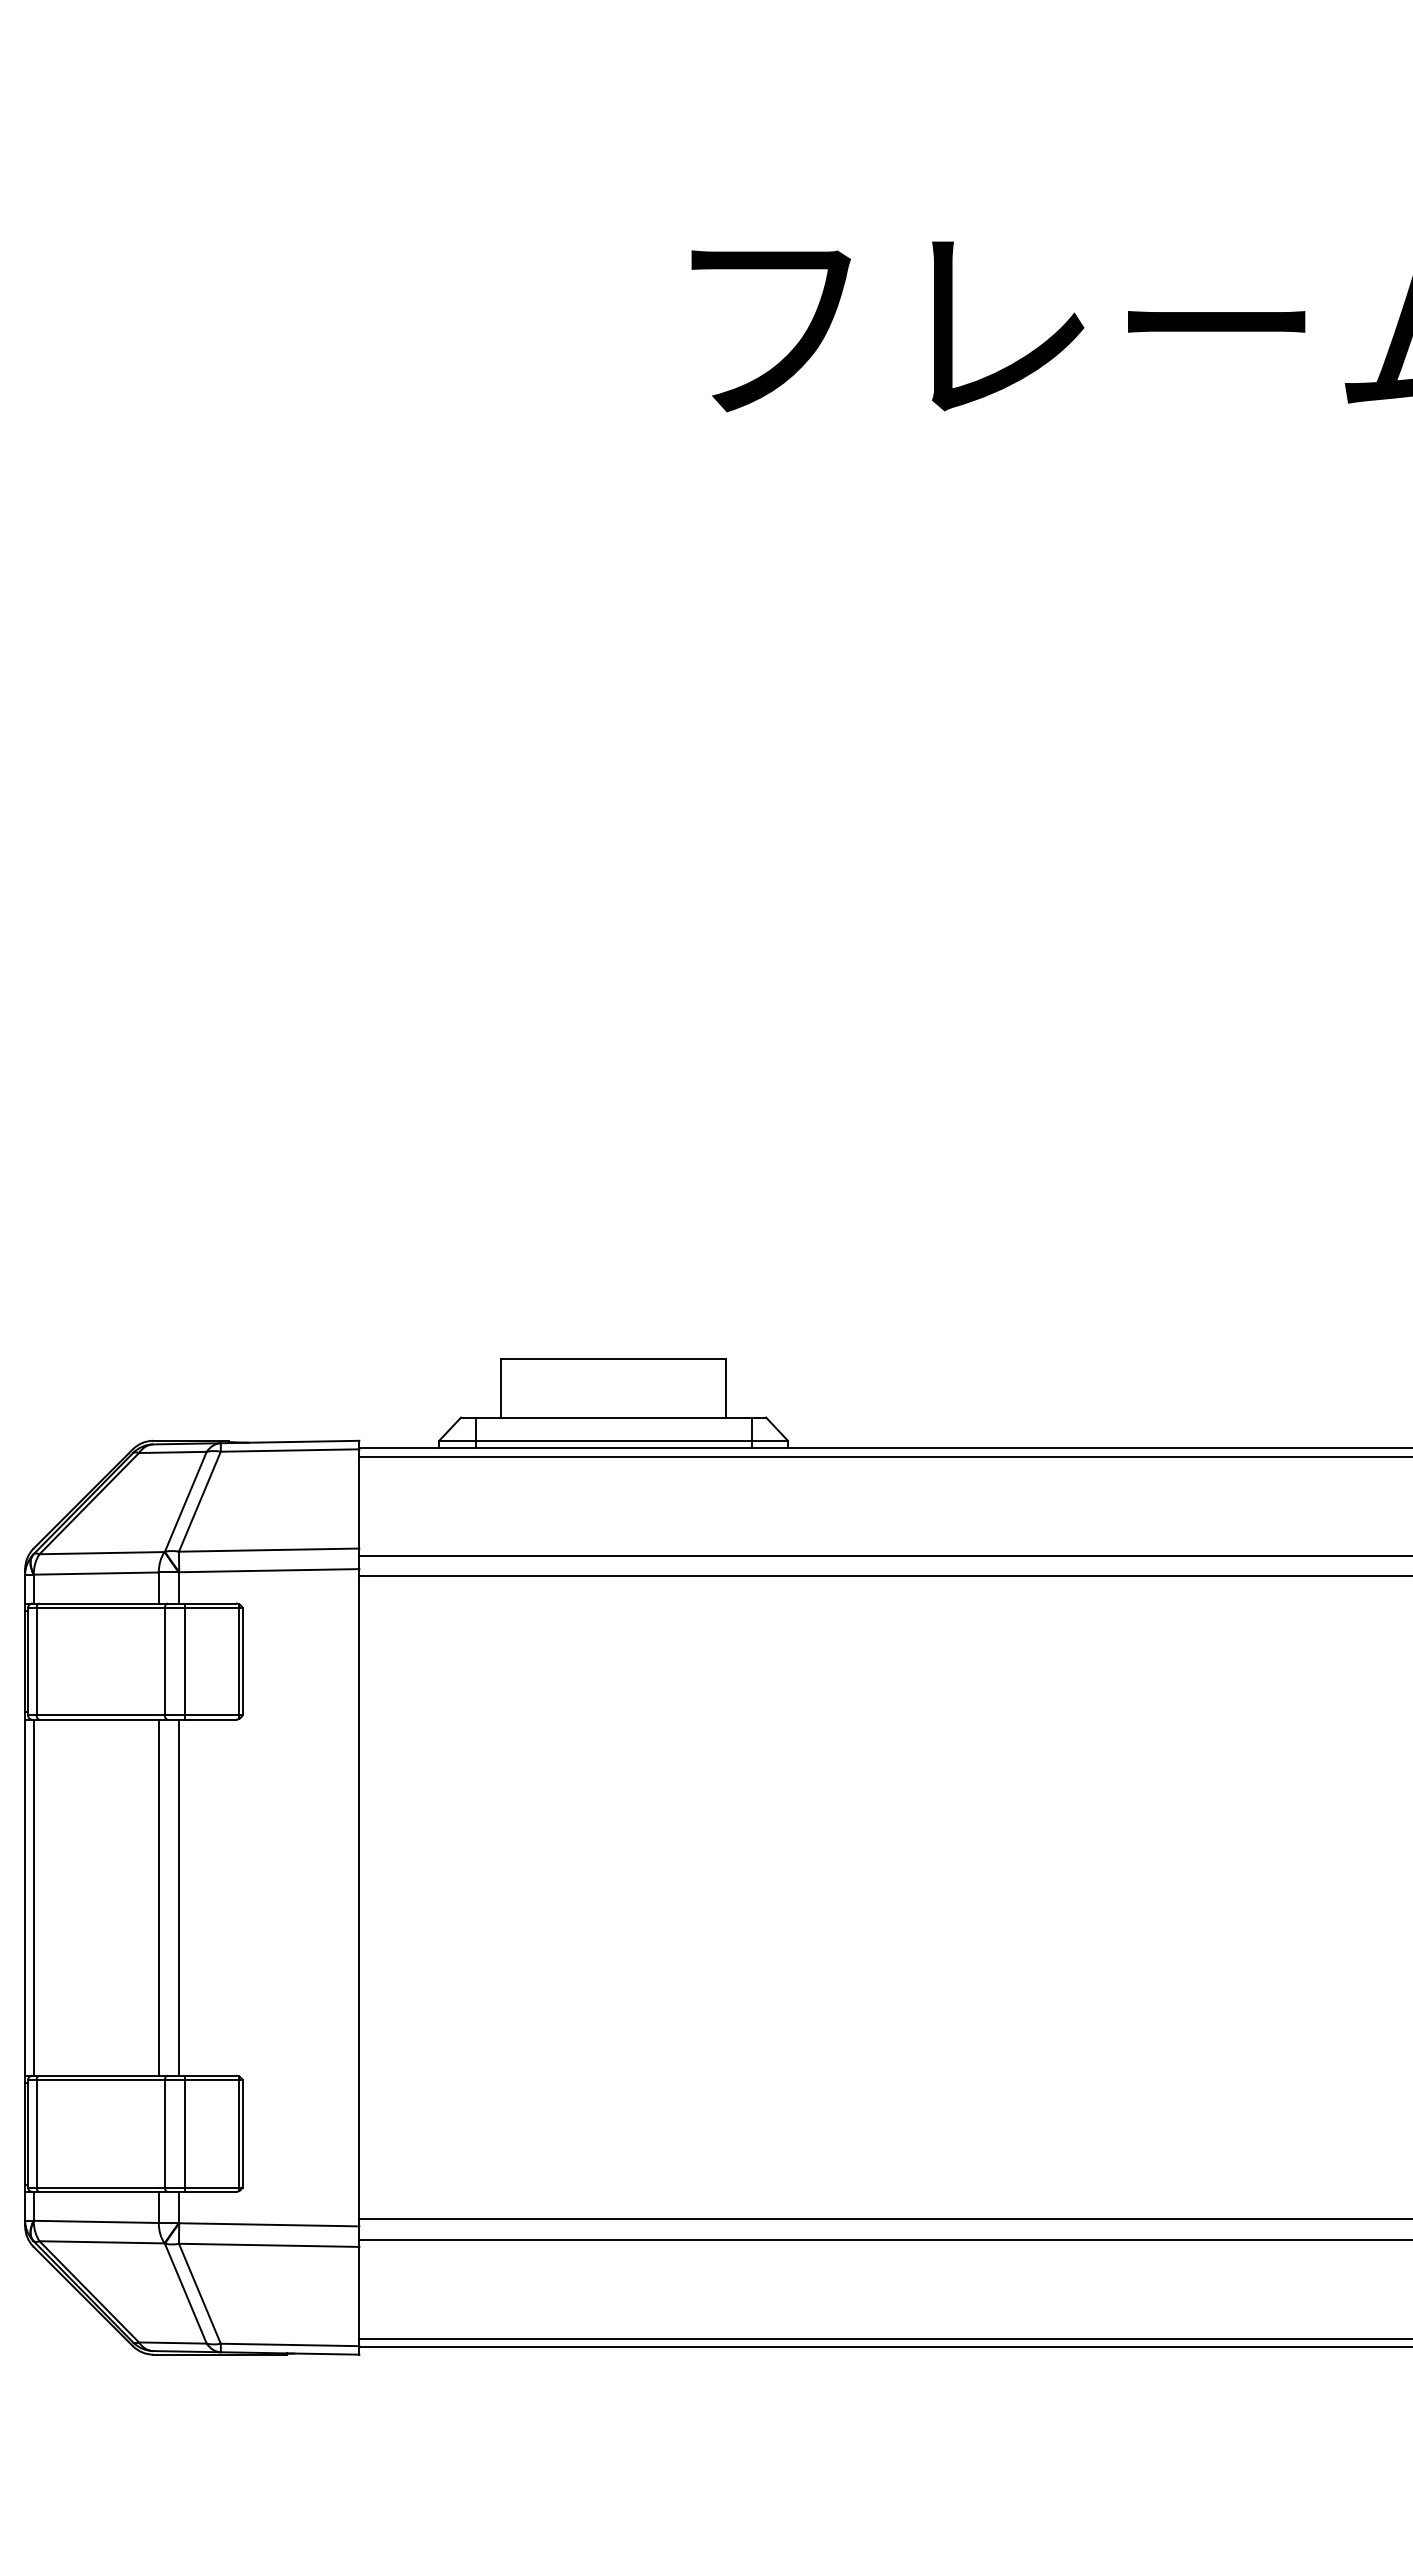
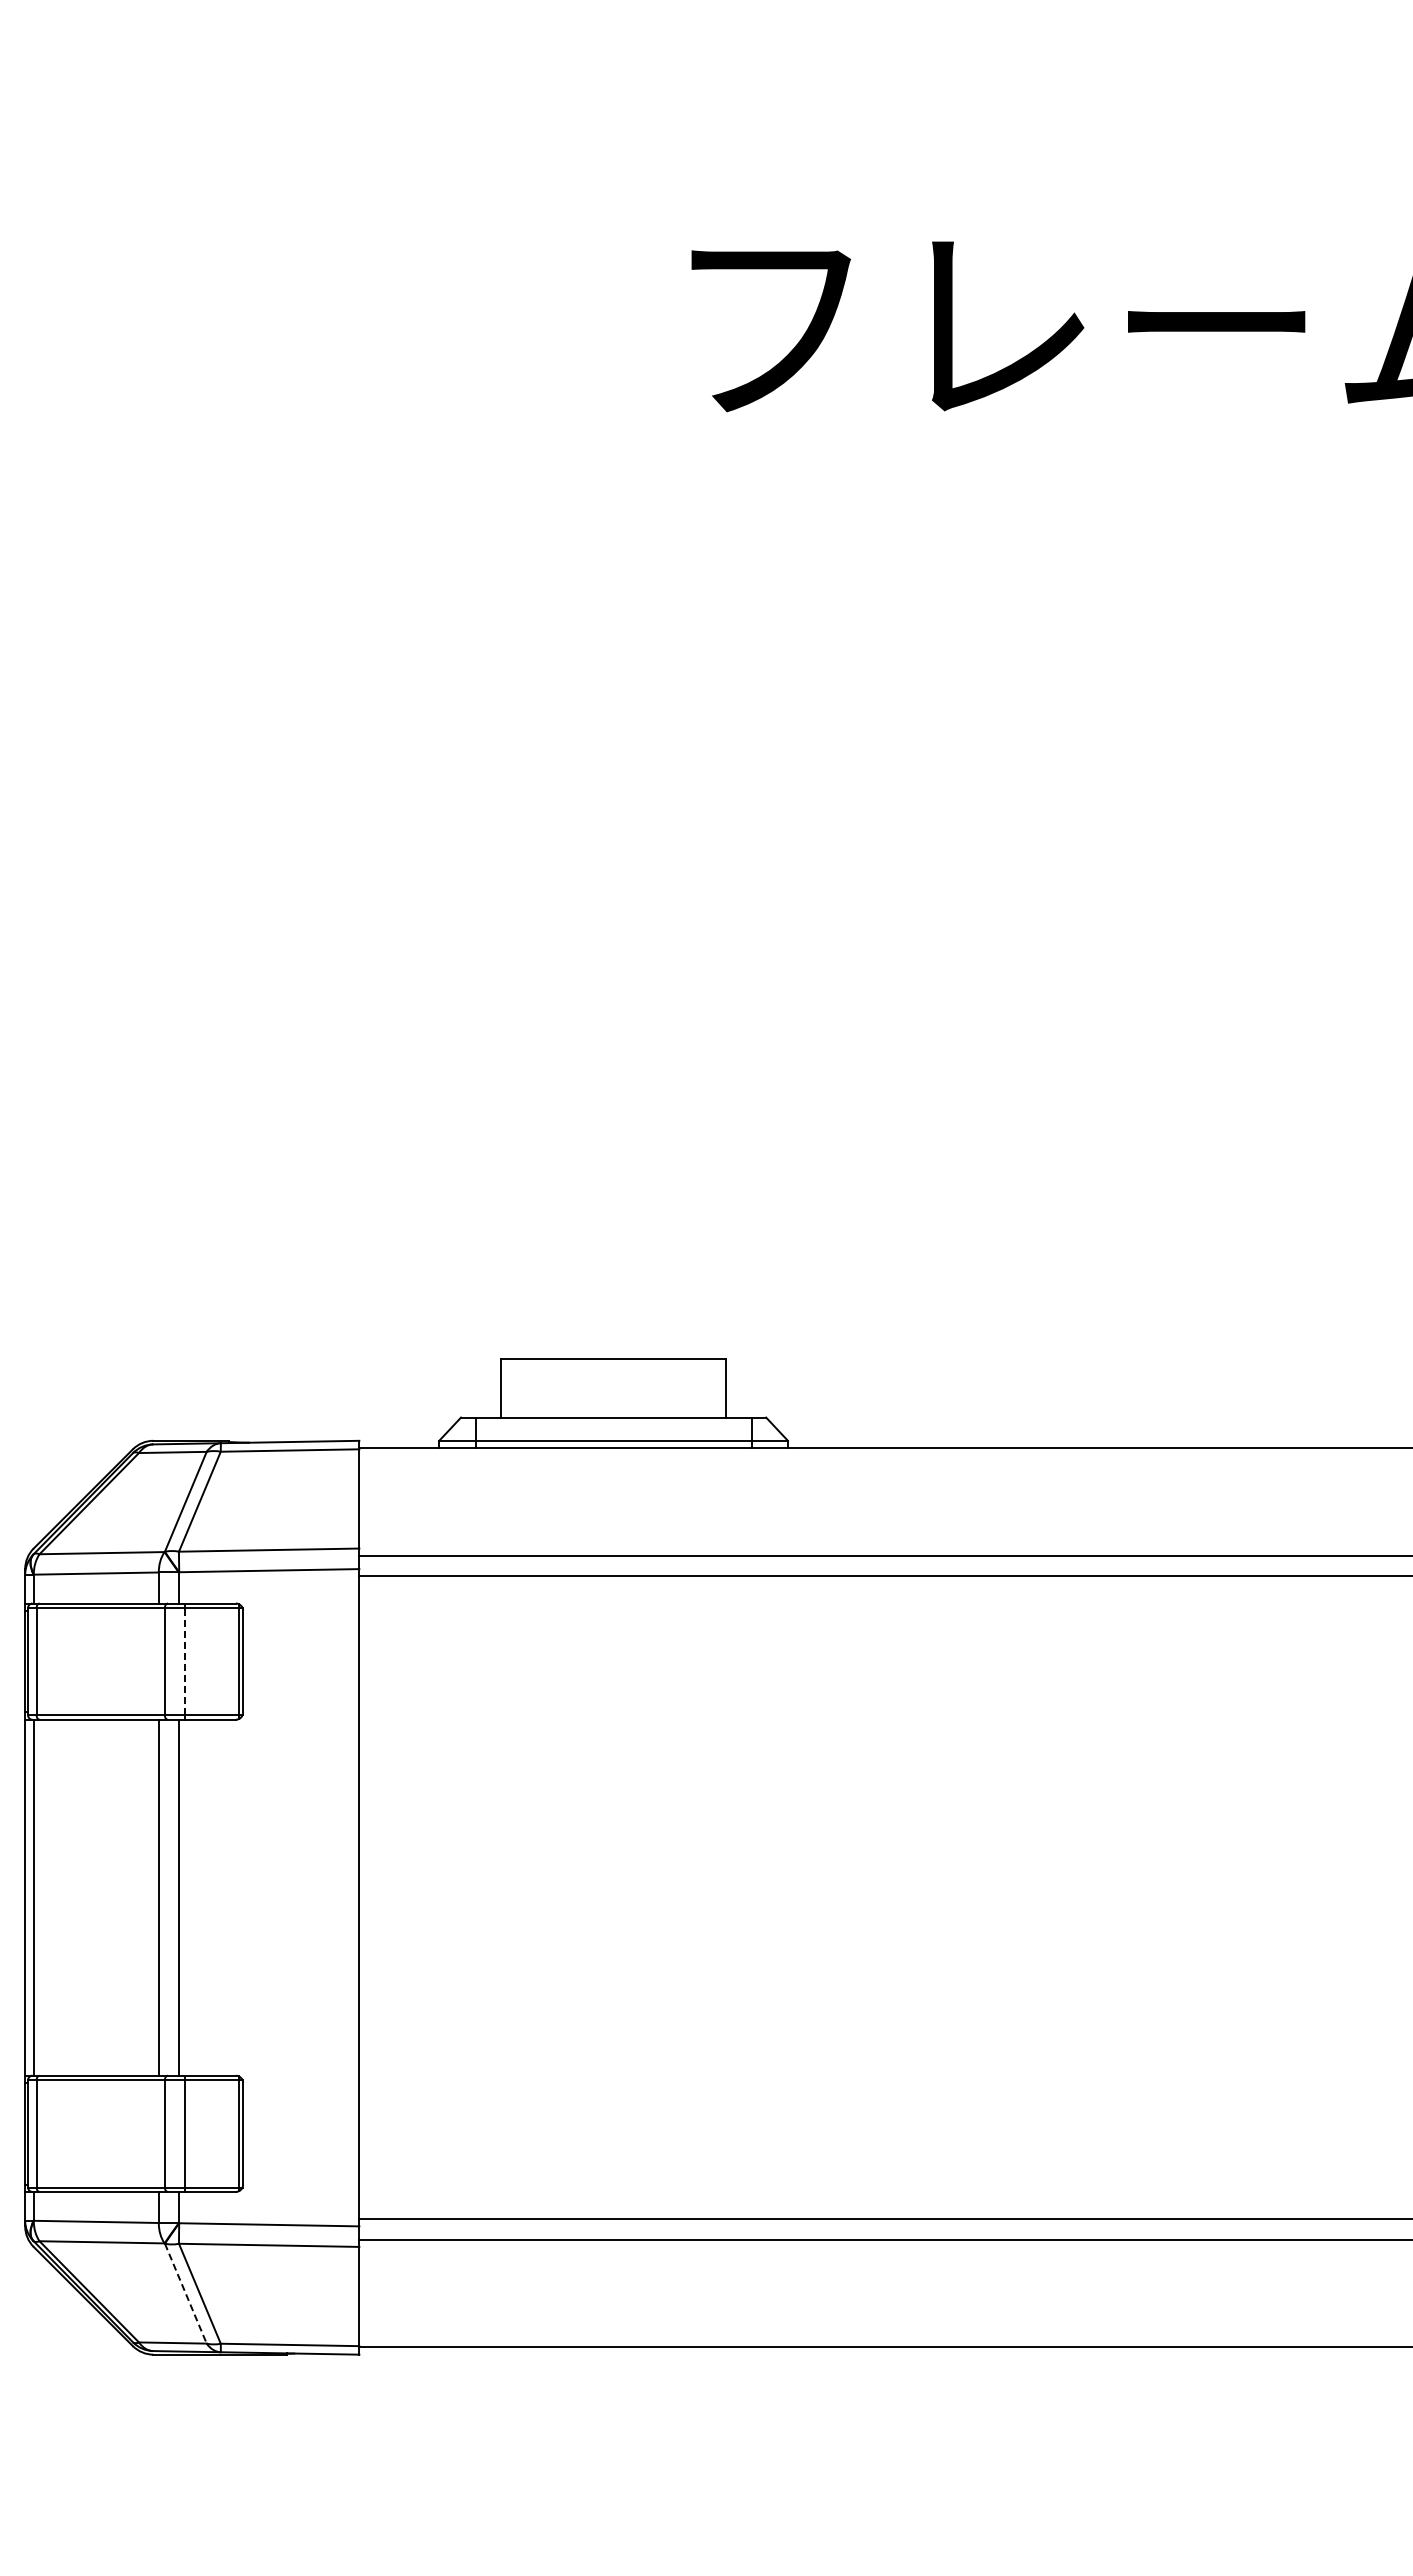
line: present -> none (884, 1456)
line: solid -> dashed (185, 1661)
line: solid -> dashed (186, 2294)
line: present -> none (884, 2338)
